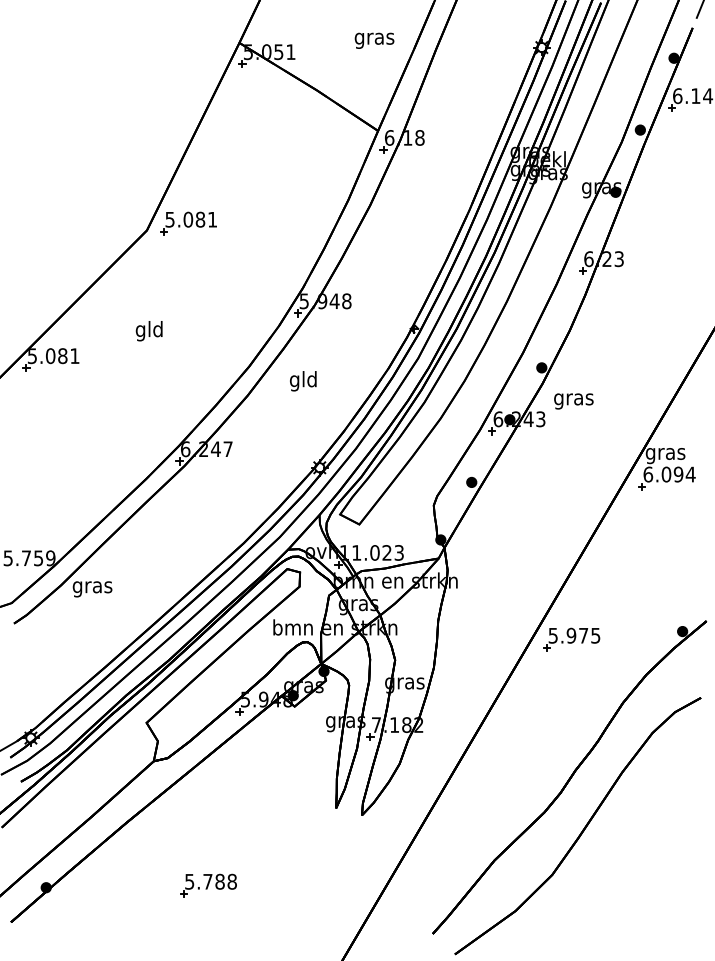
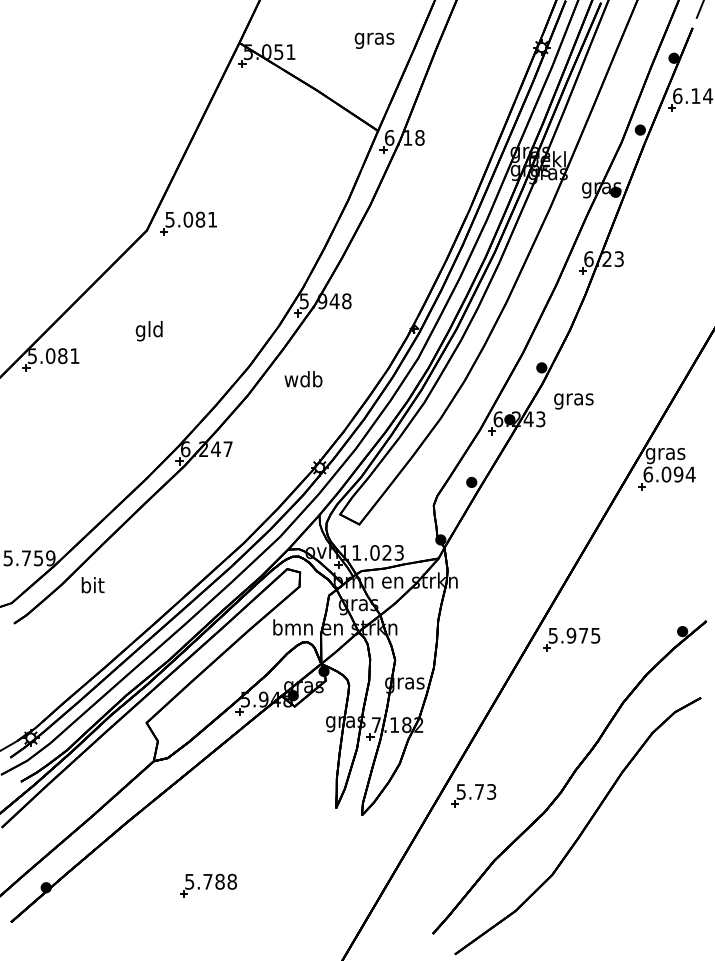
text: gld -> wdb (303, 381)
text: gras -> bit (92, 587)
part: none -> present (473, 795)
